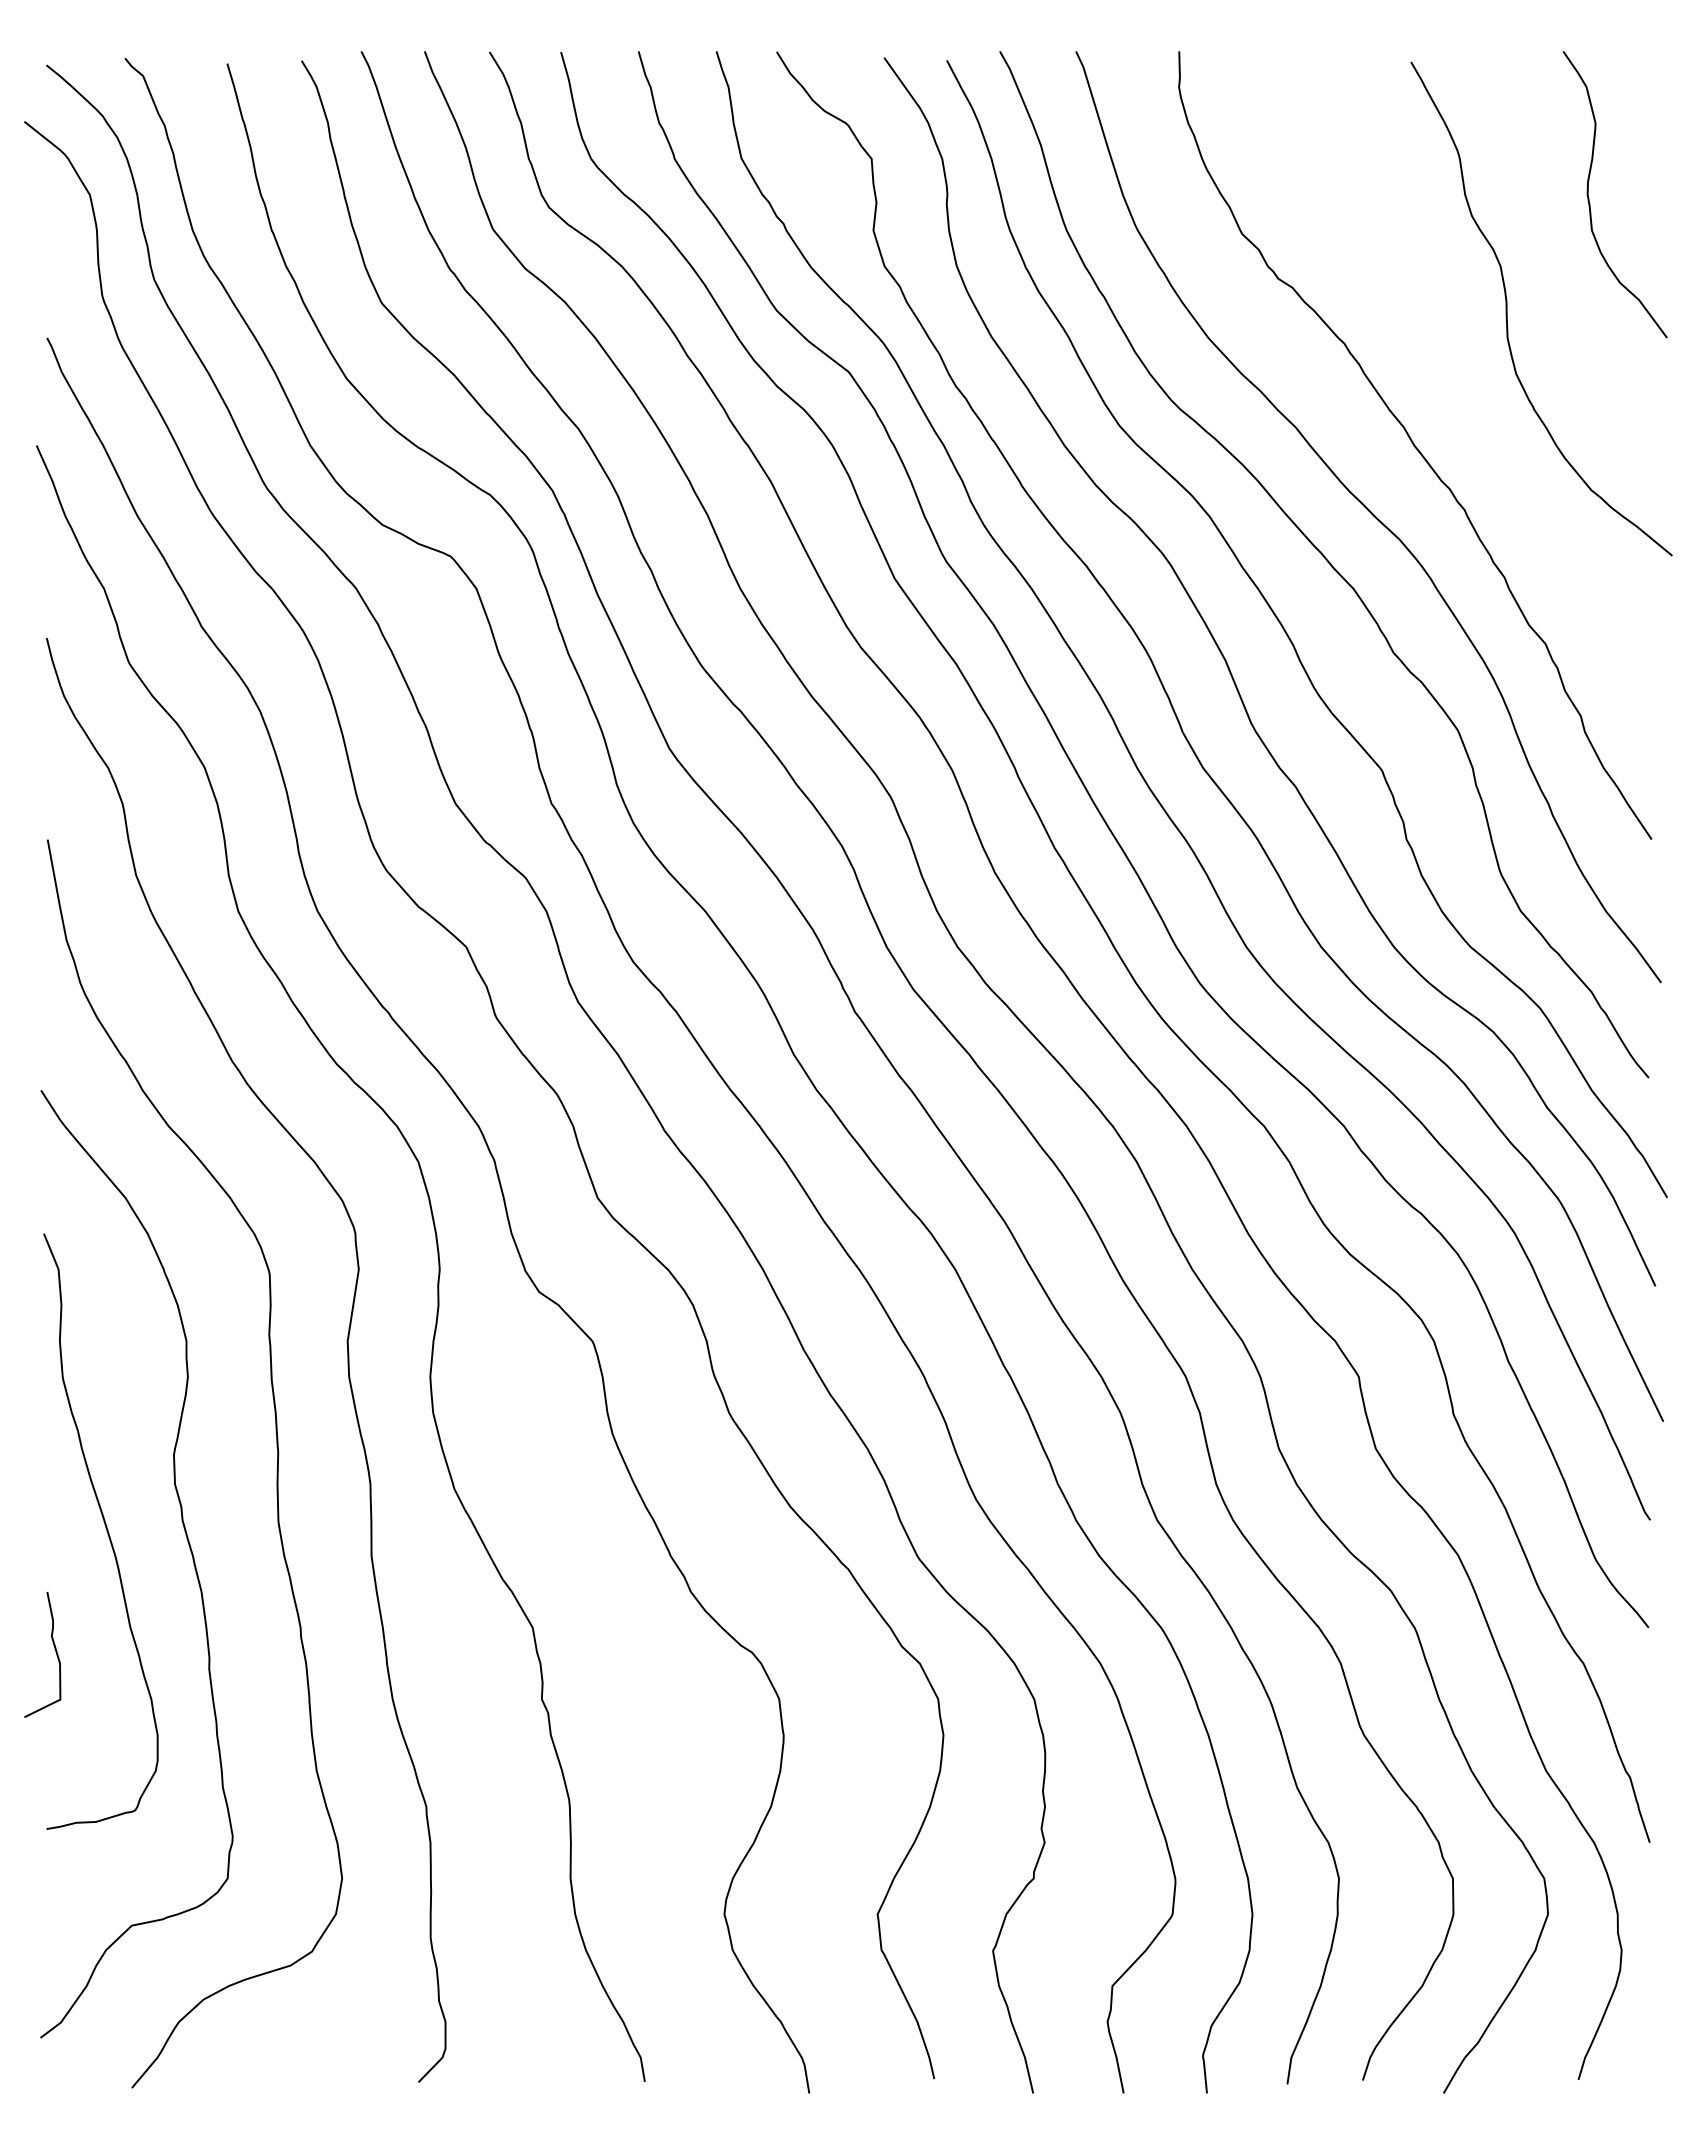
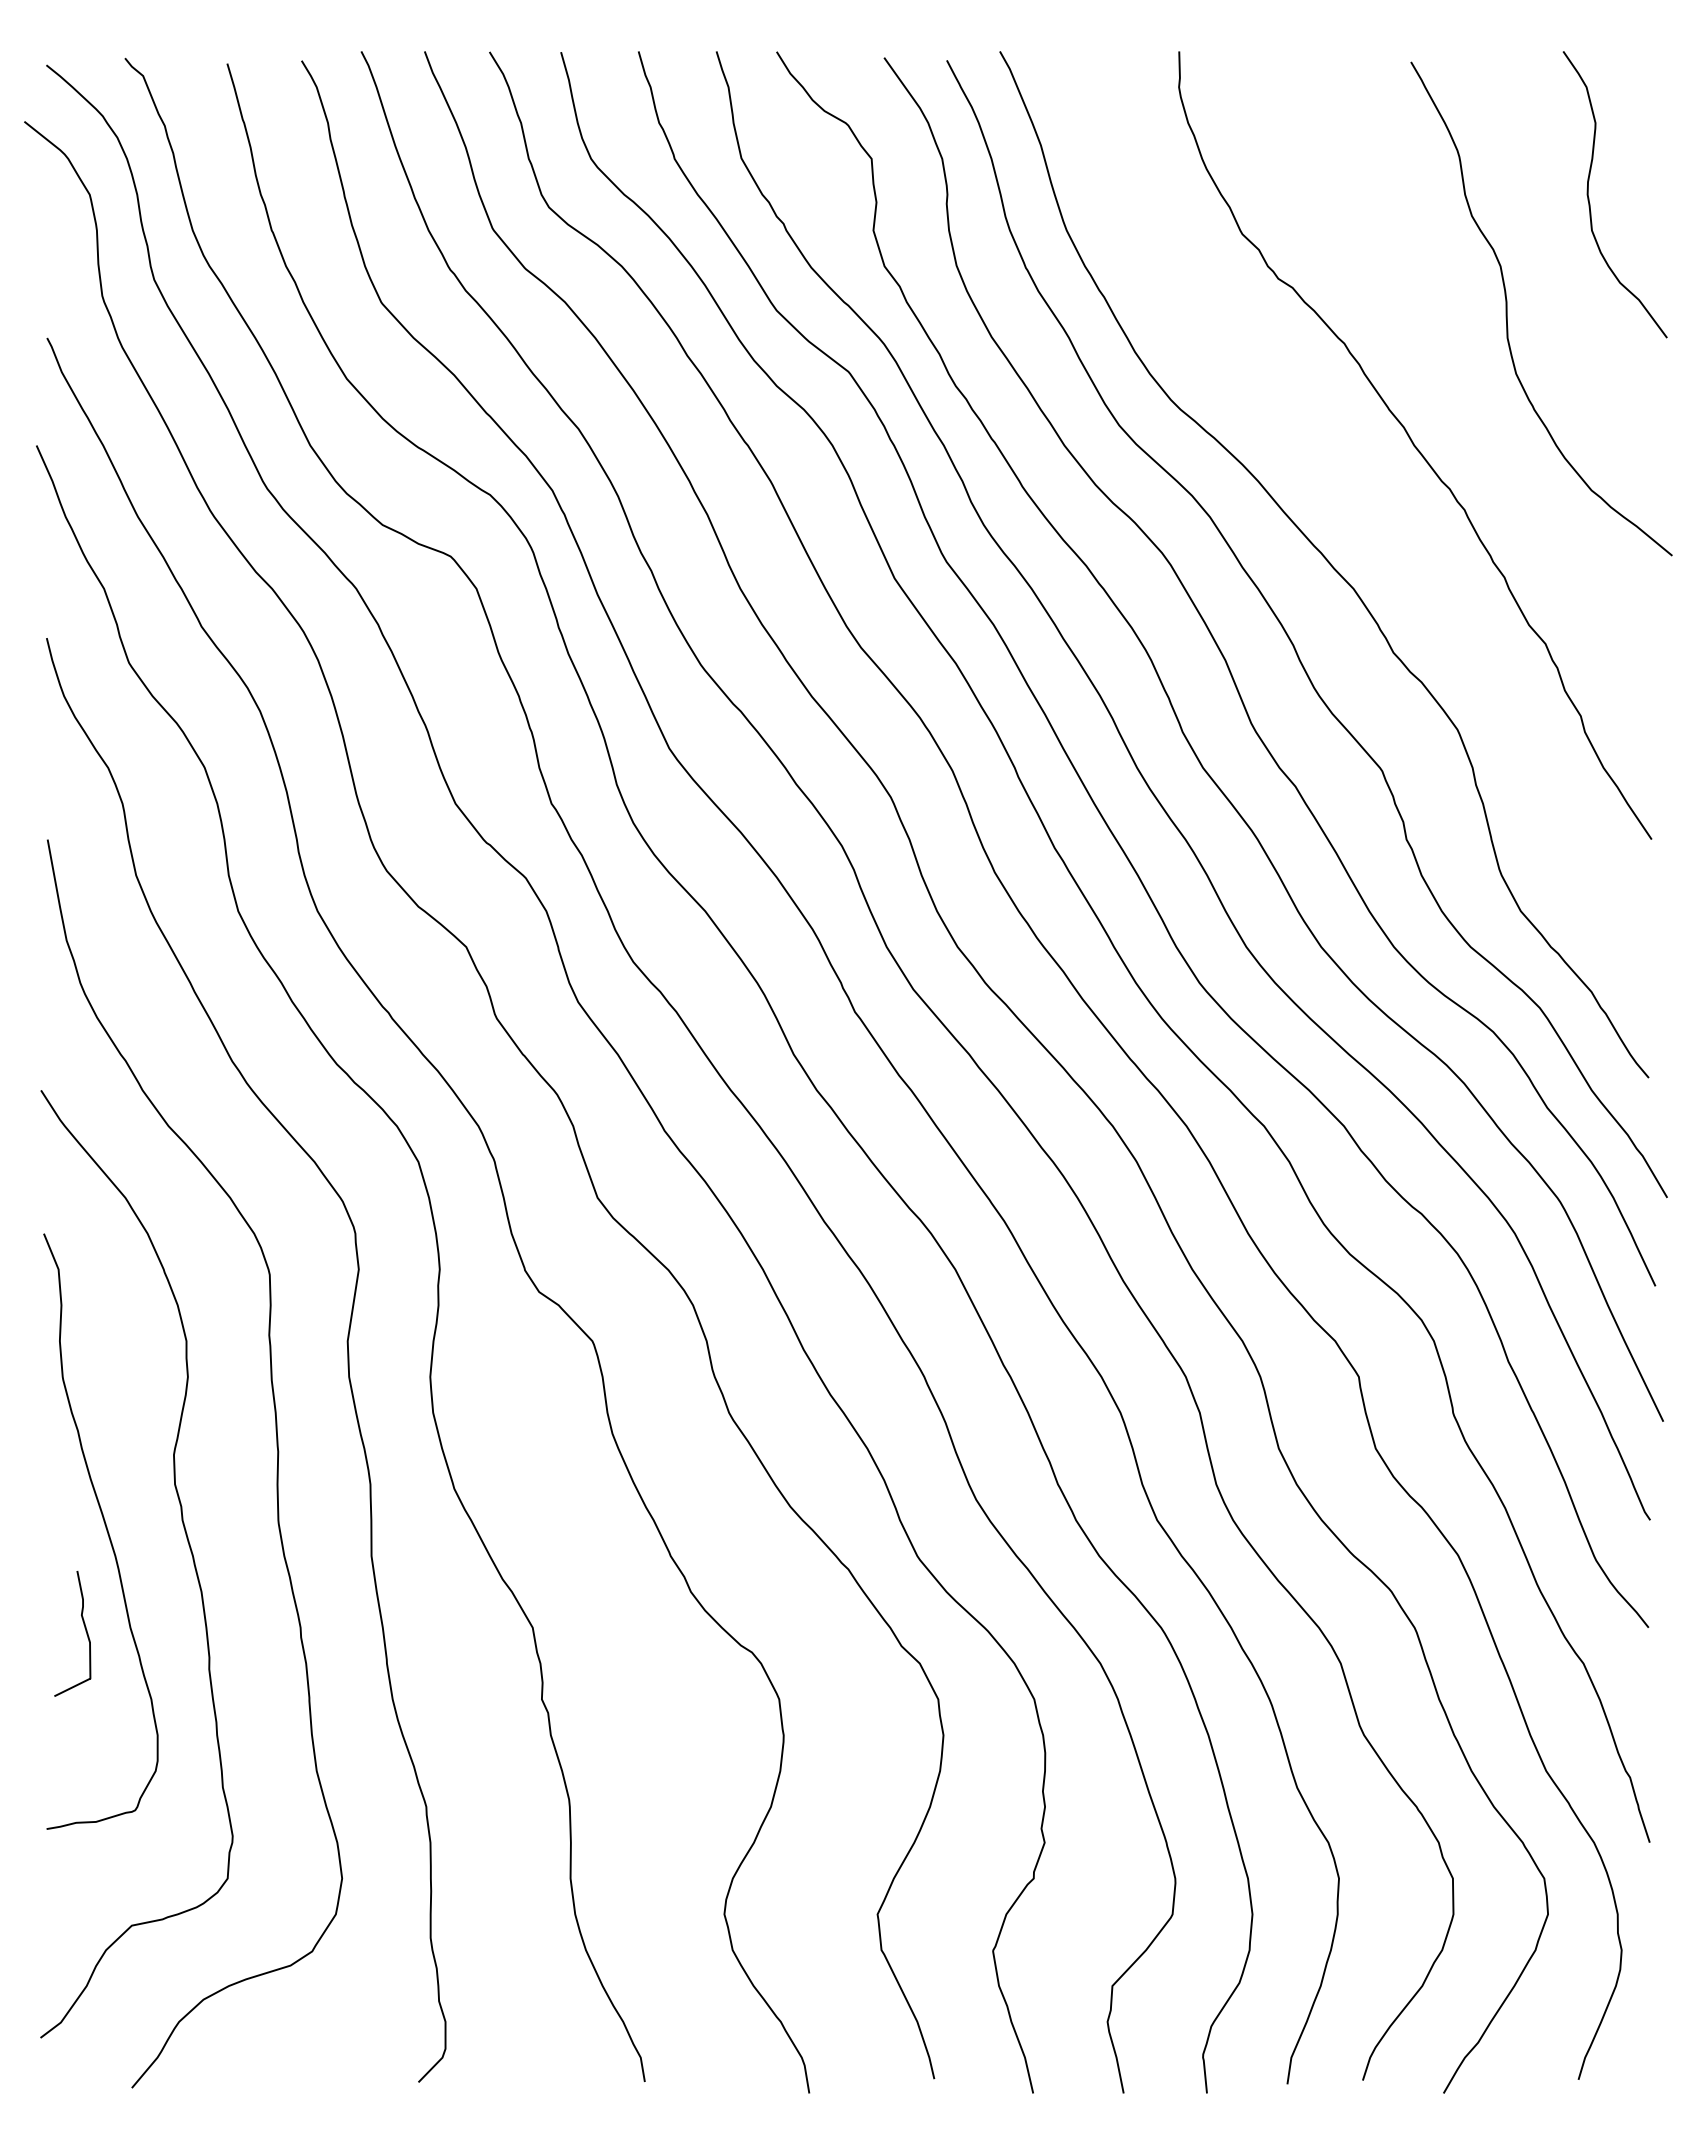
curve: present -> none (1371, 514)
curve position: (54, 1649) -> (84, 1628) (84, 1628)
